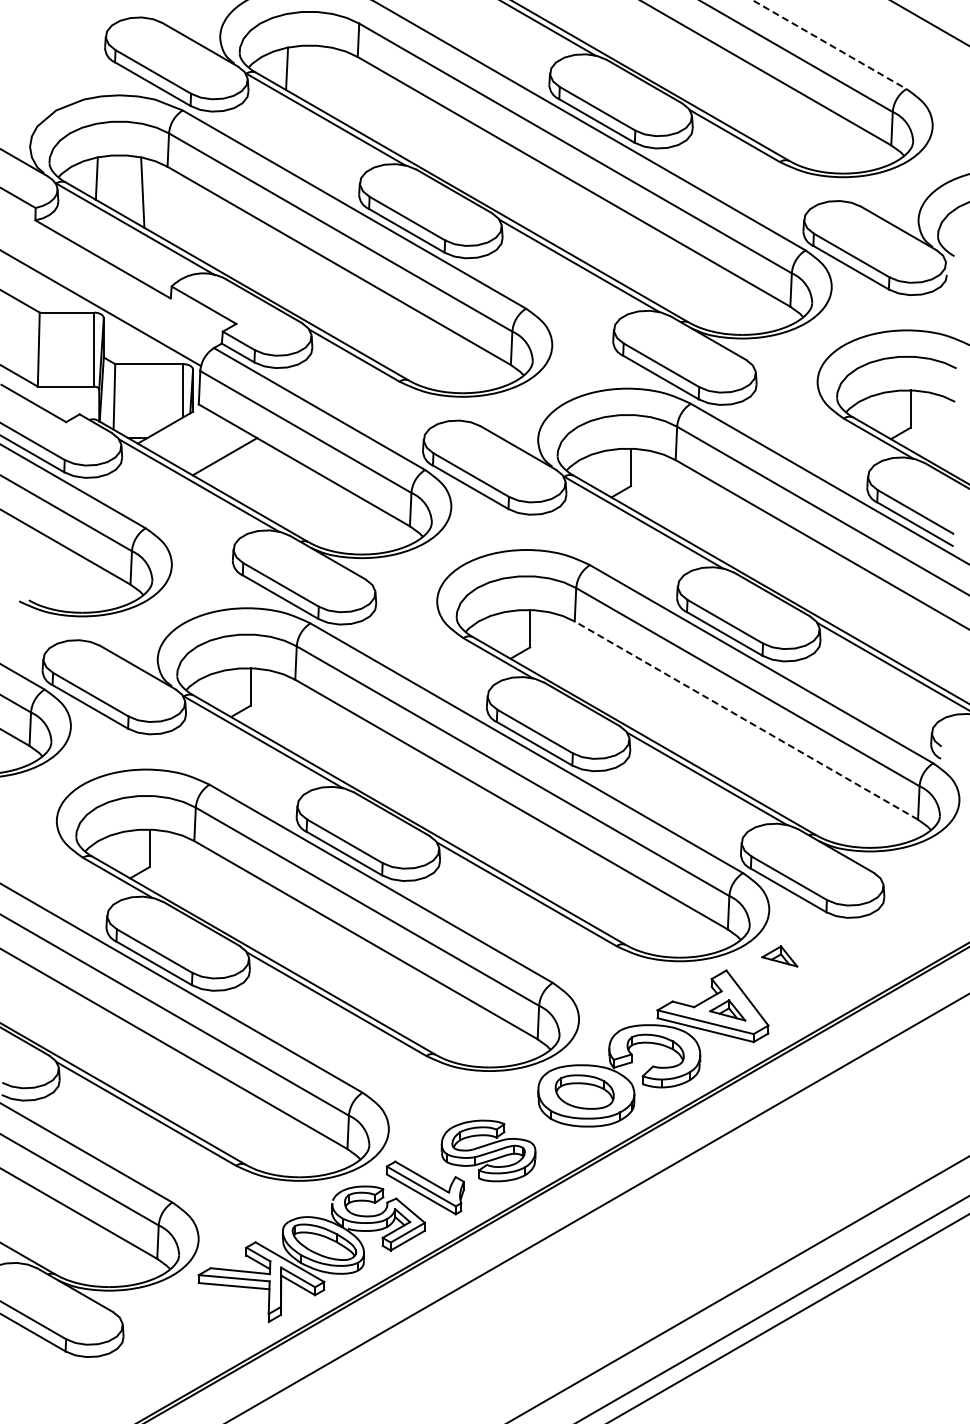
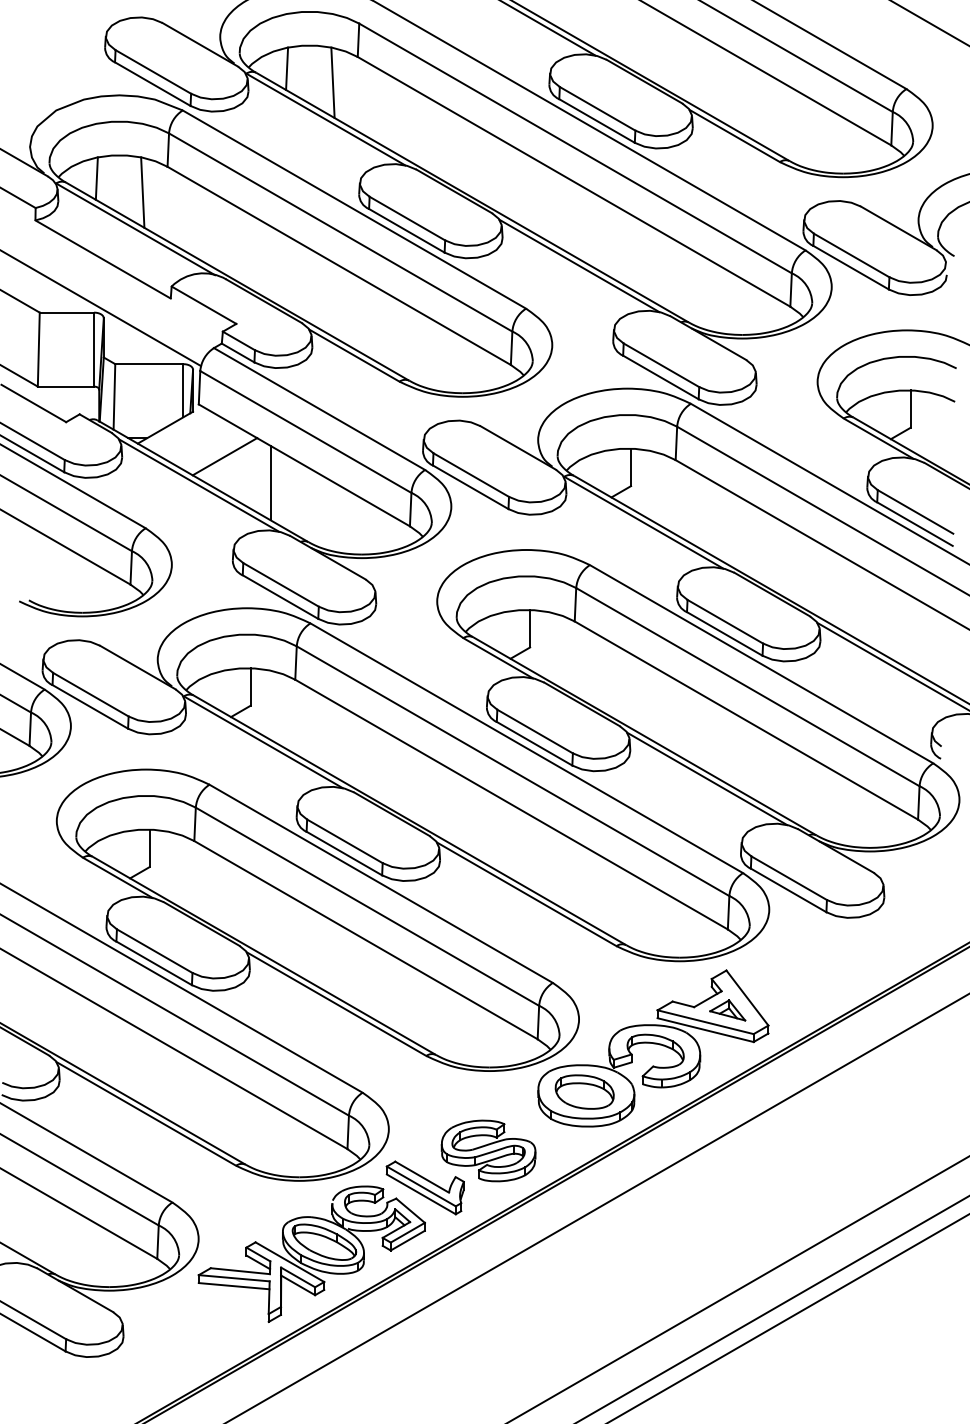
line: dashed -> solid (829, 44)
line: none -> present (332, 82)
line: none -> present (270, 483)
line: dashed -> solid (745, 720)
part: present -> none (779, 956)
